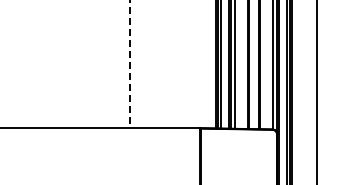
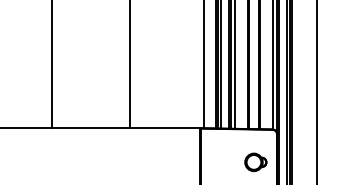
line: dashed -> solid (130, 64)
line: none -> present (52, 65)
line: none -> present (204, 65)
part: none -> present (255, 161)
